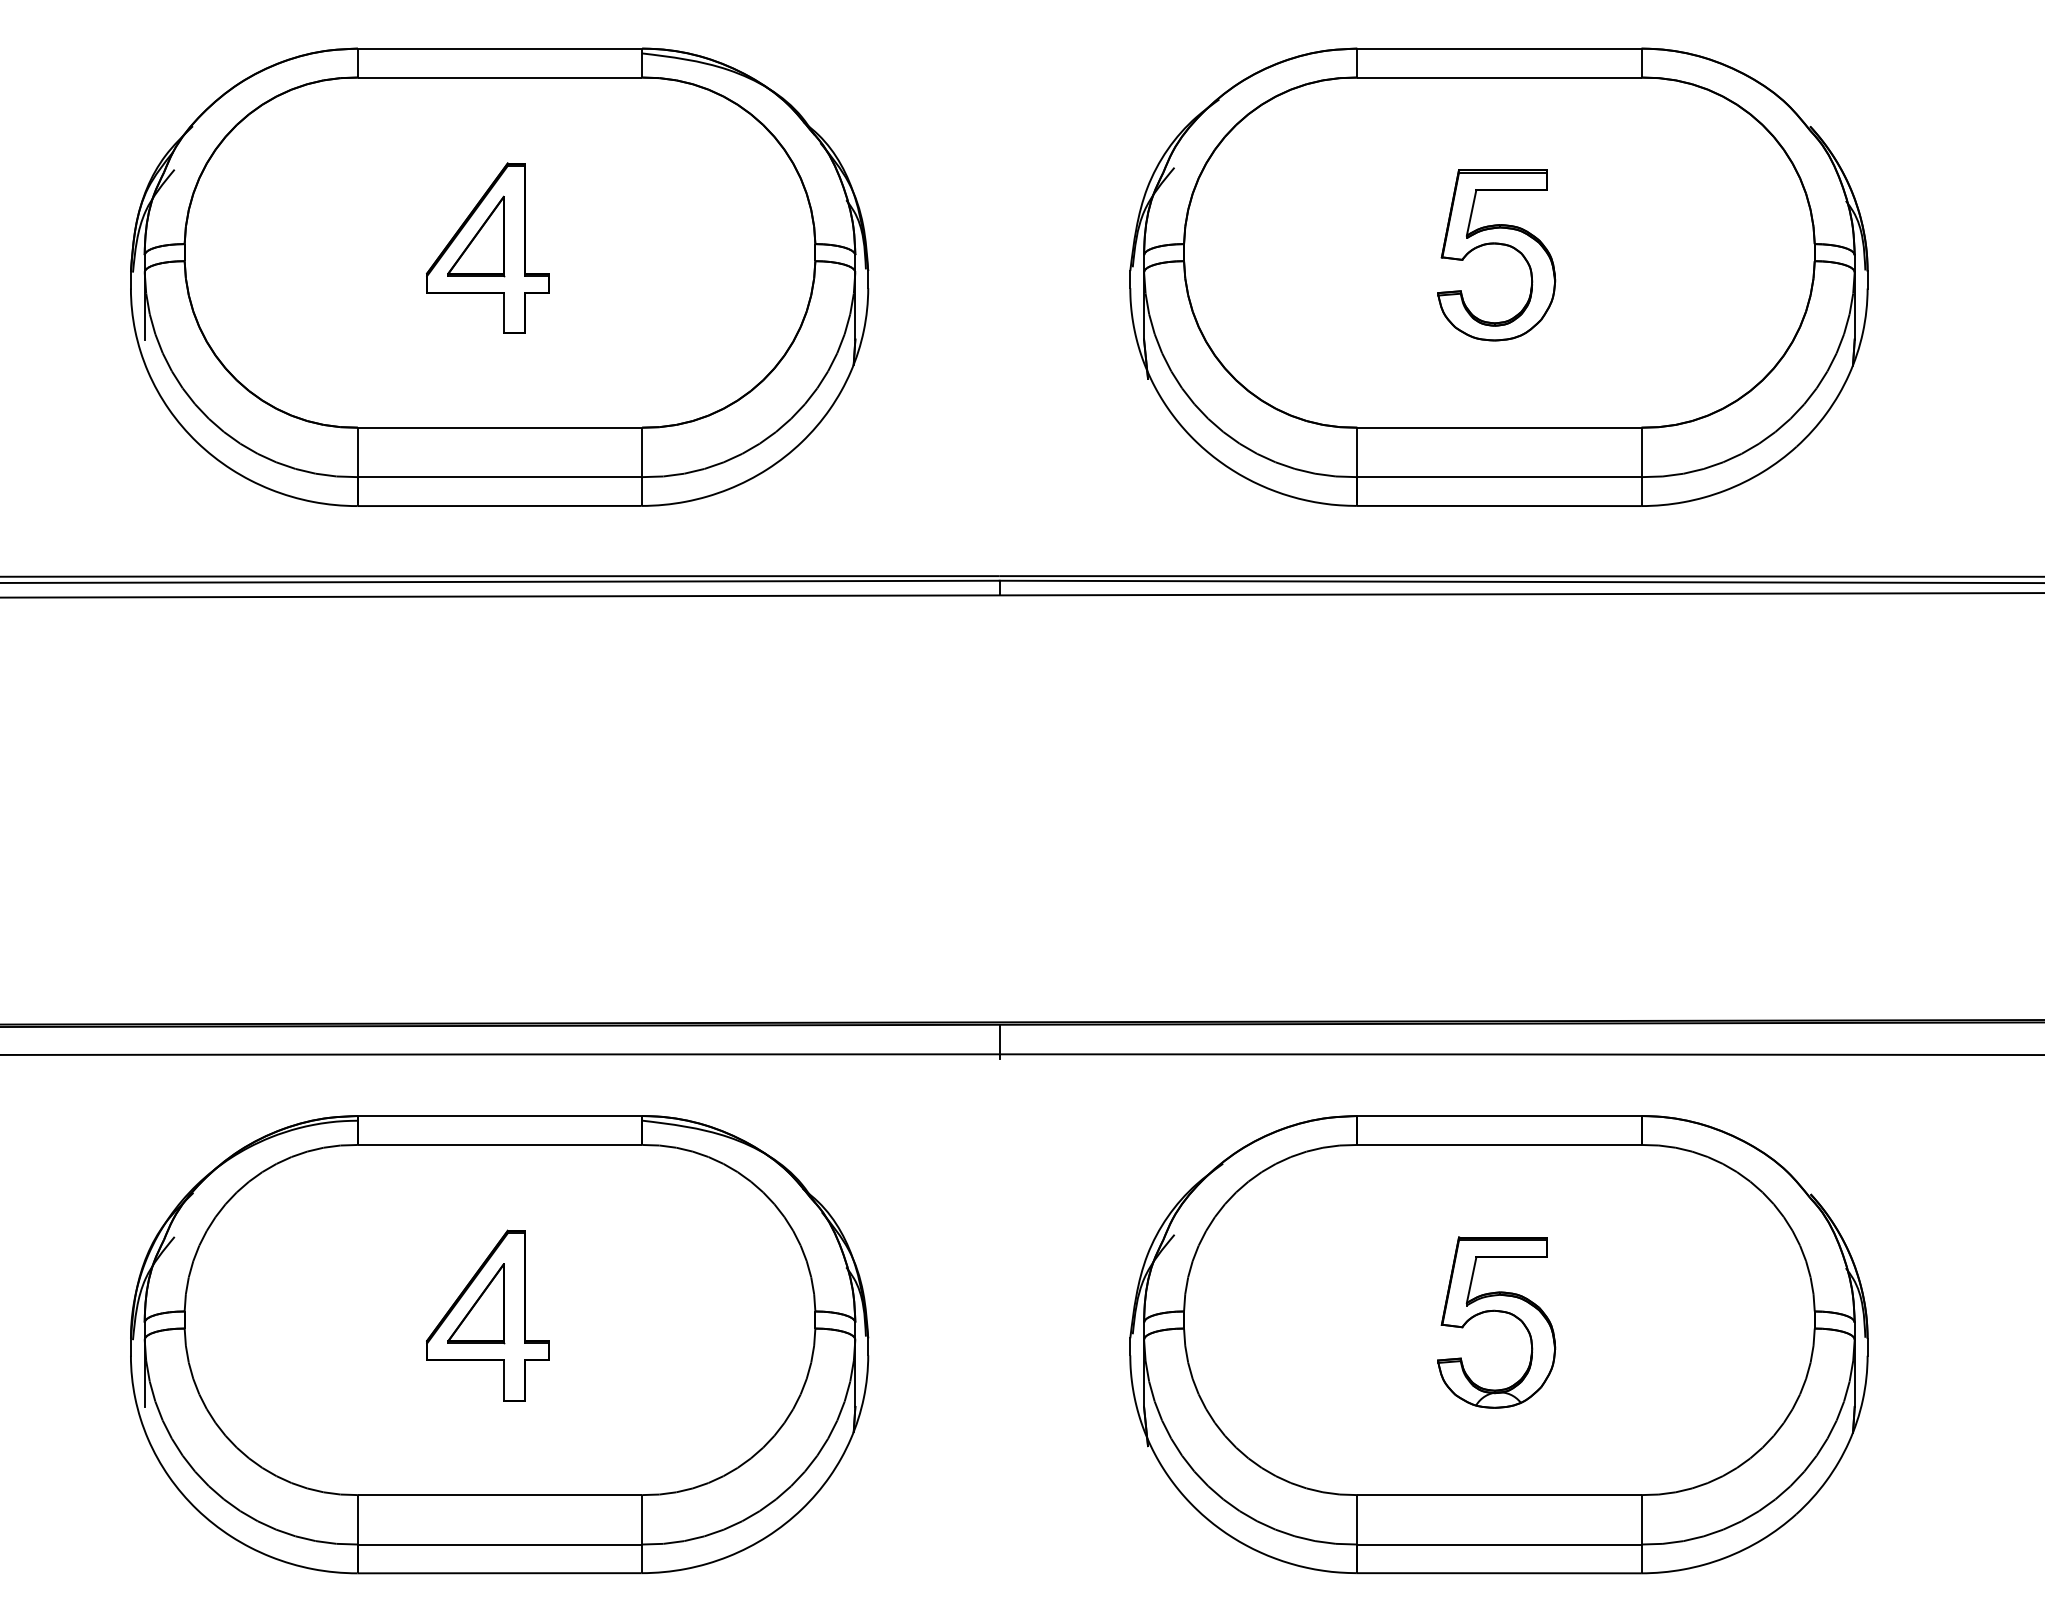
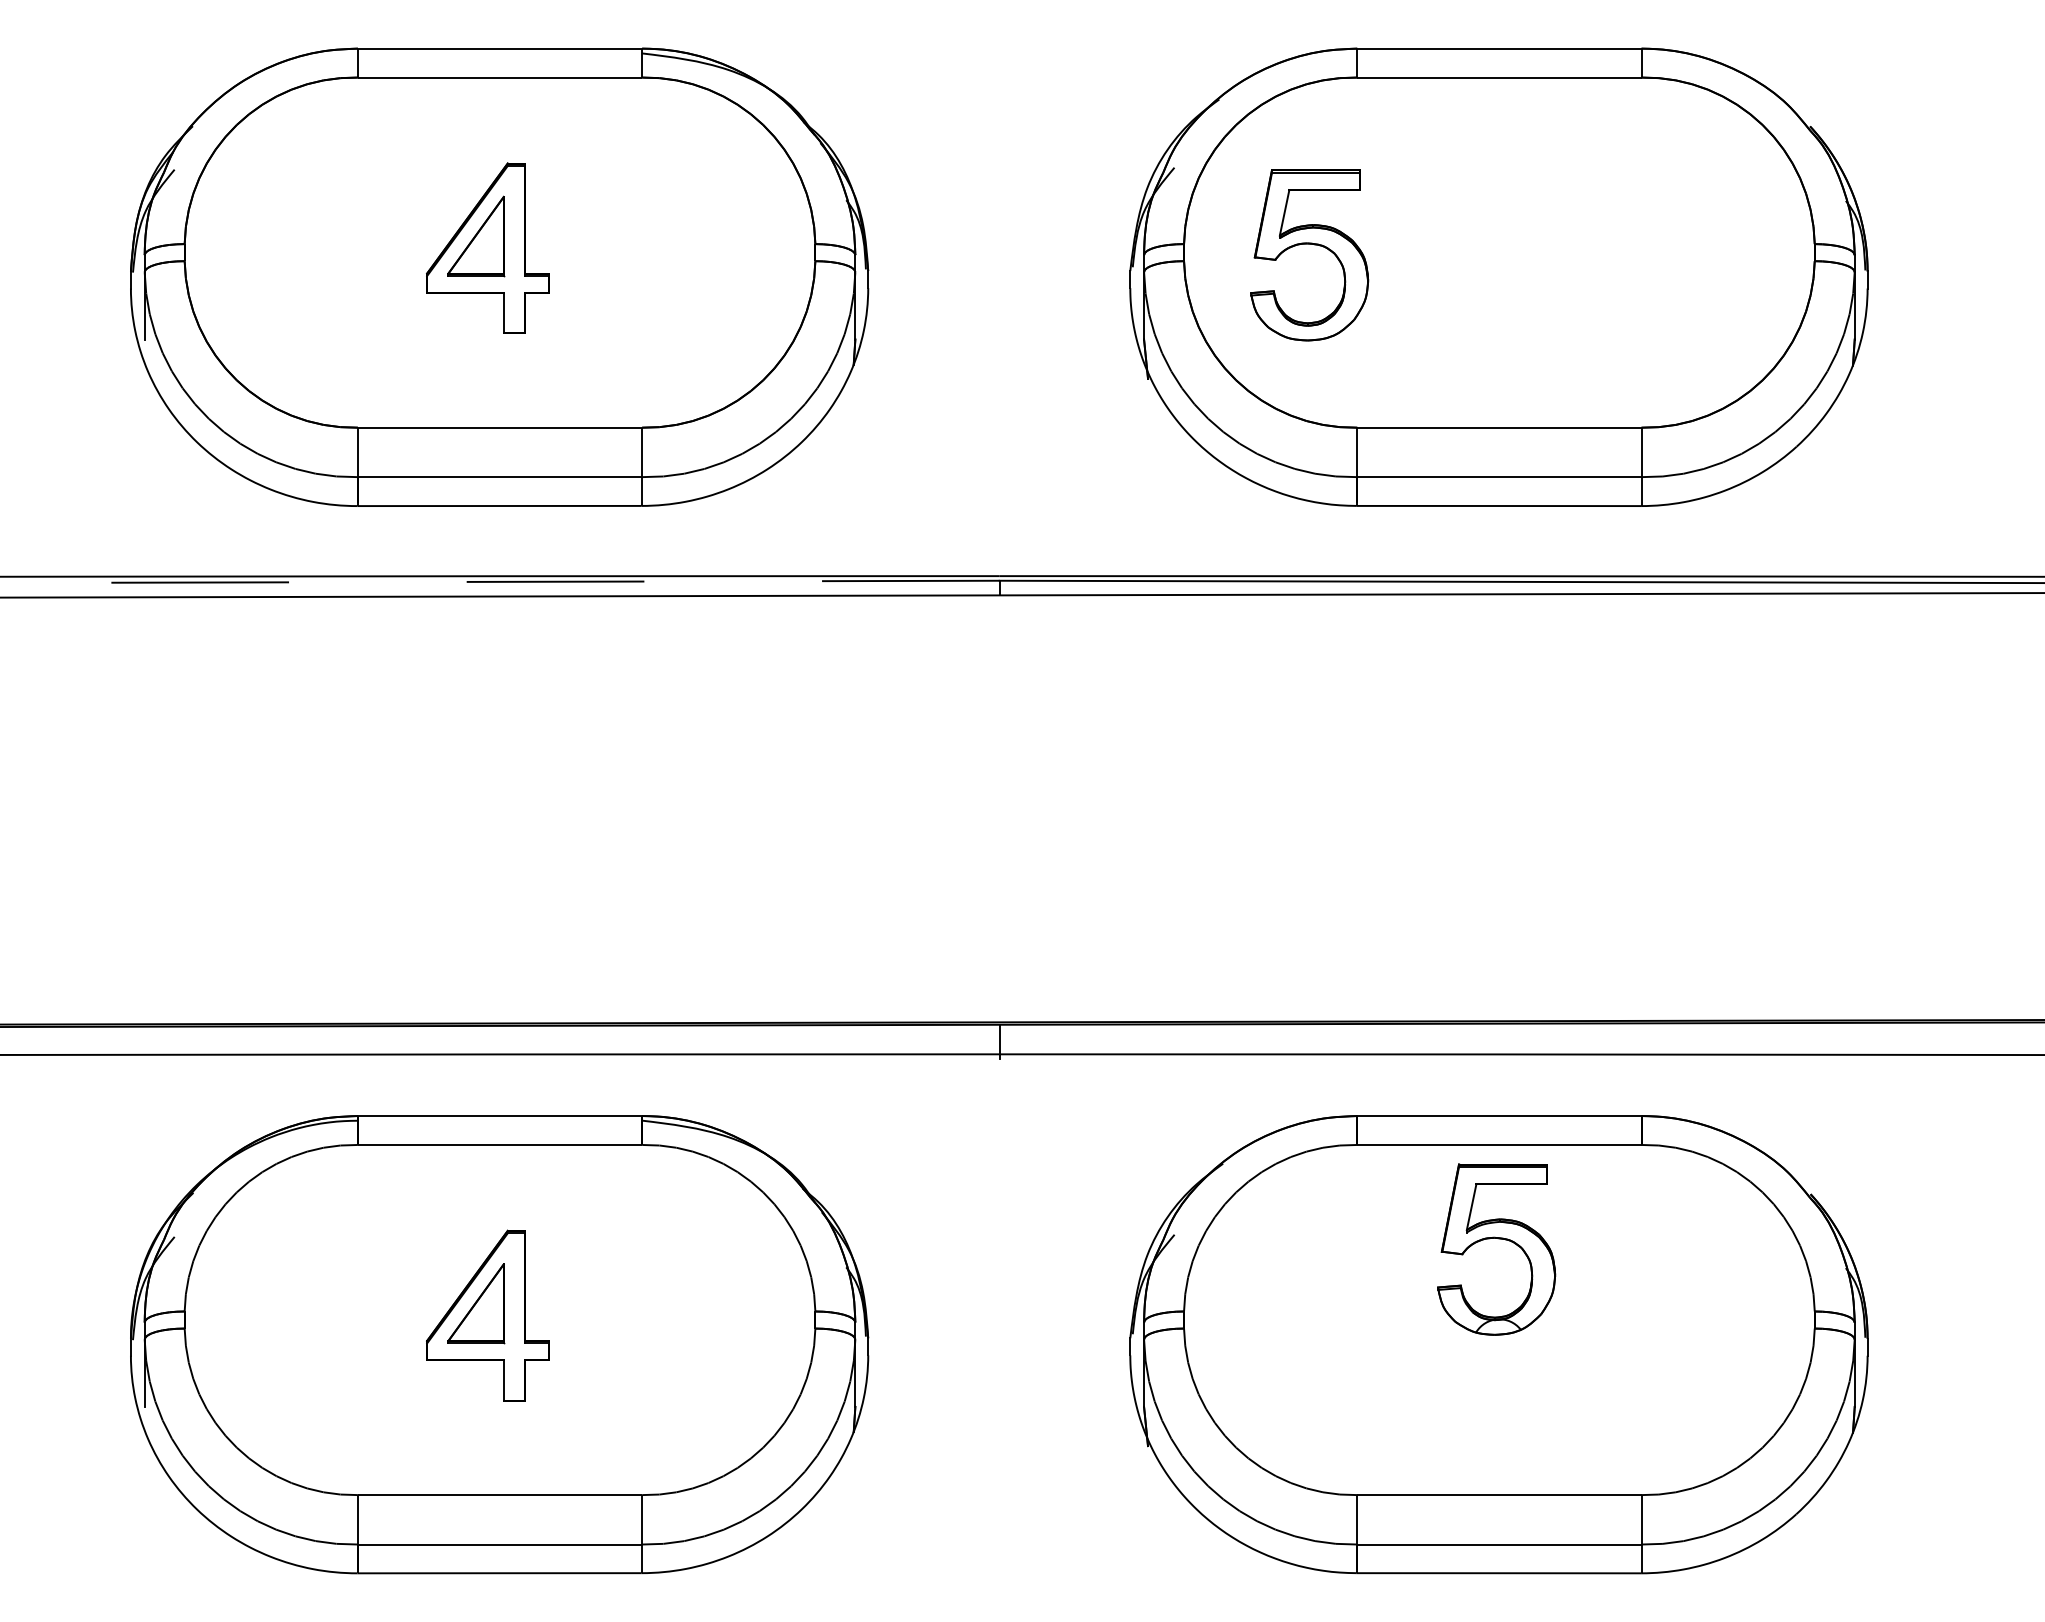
part position: (1496, 244) -> (1309, 244) (1309, 244)
line: solid -> dashed (499, 581)
part position: (1498, 1312) -> (1498, 1239) (1498, 1239)
